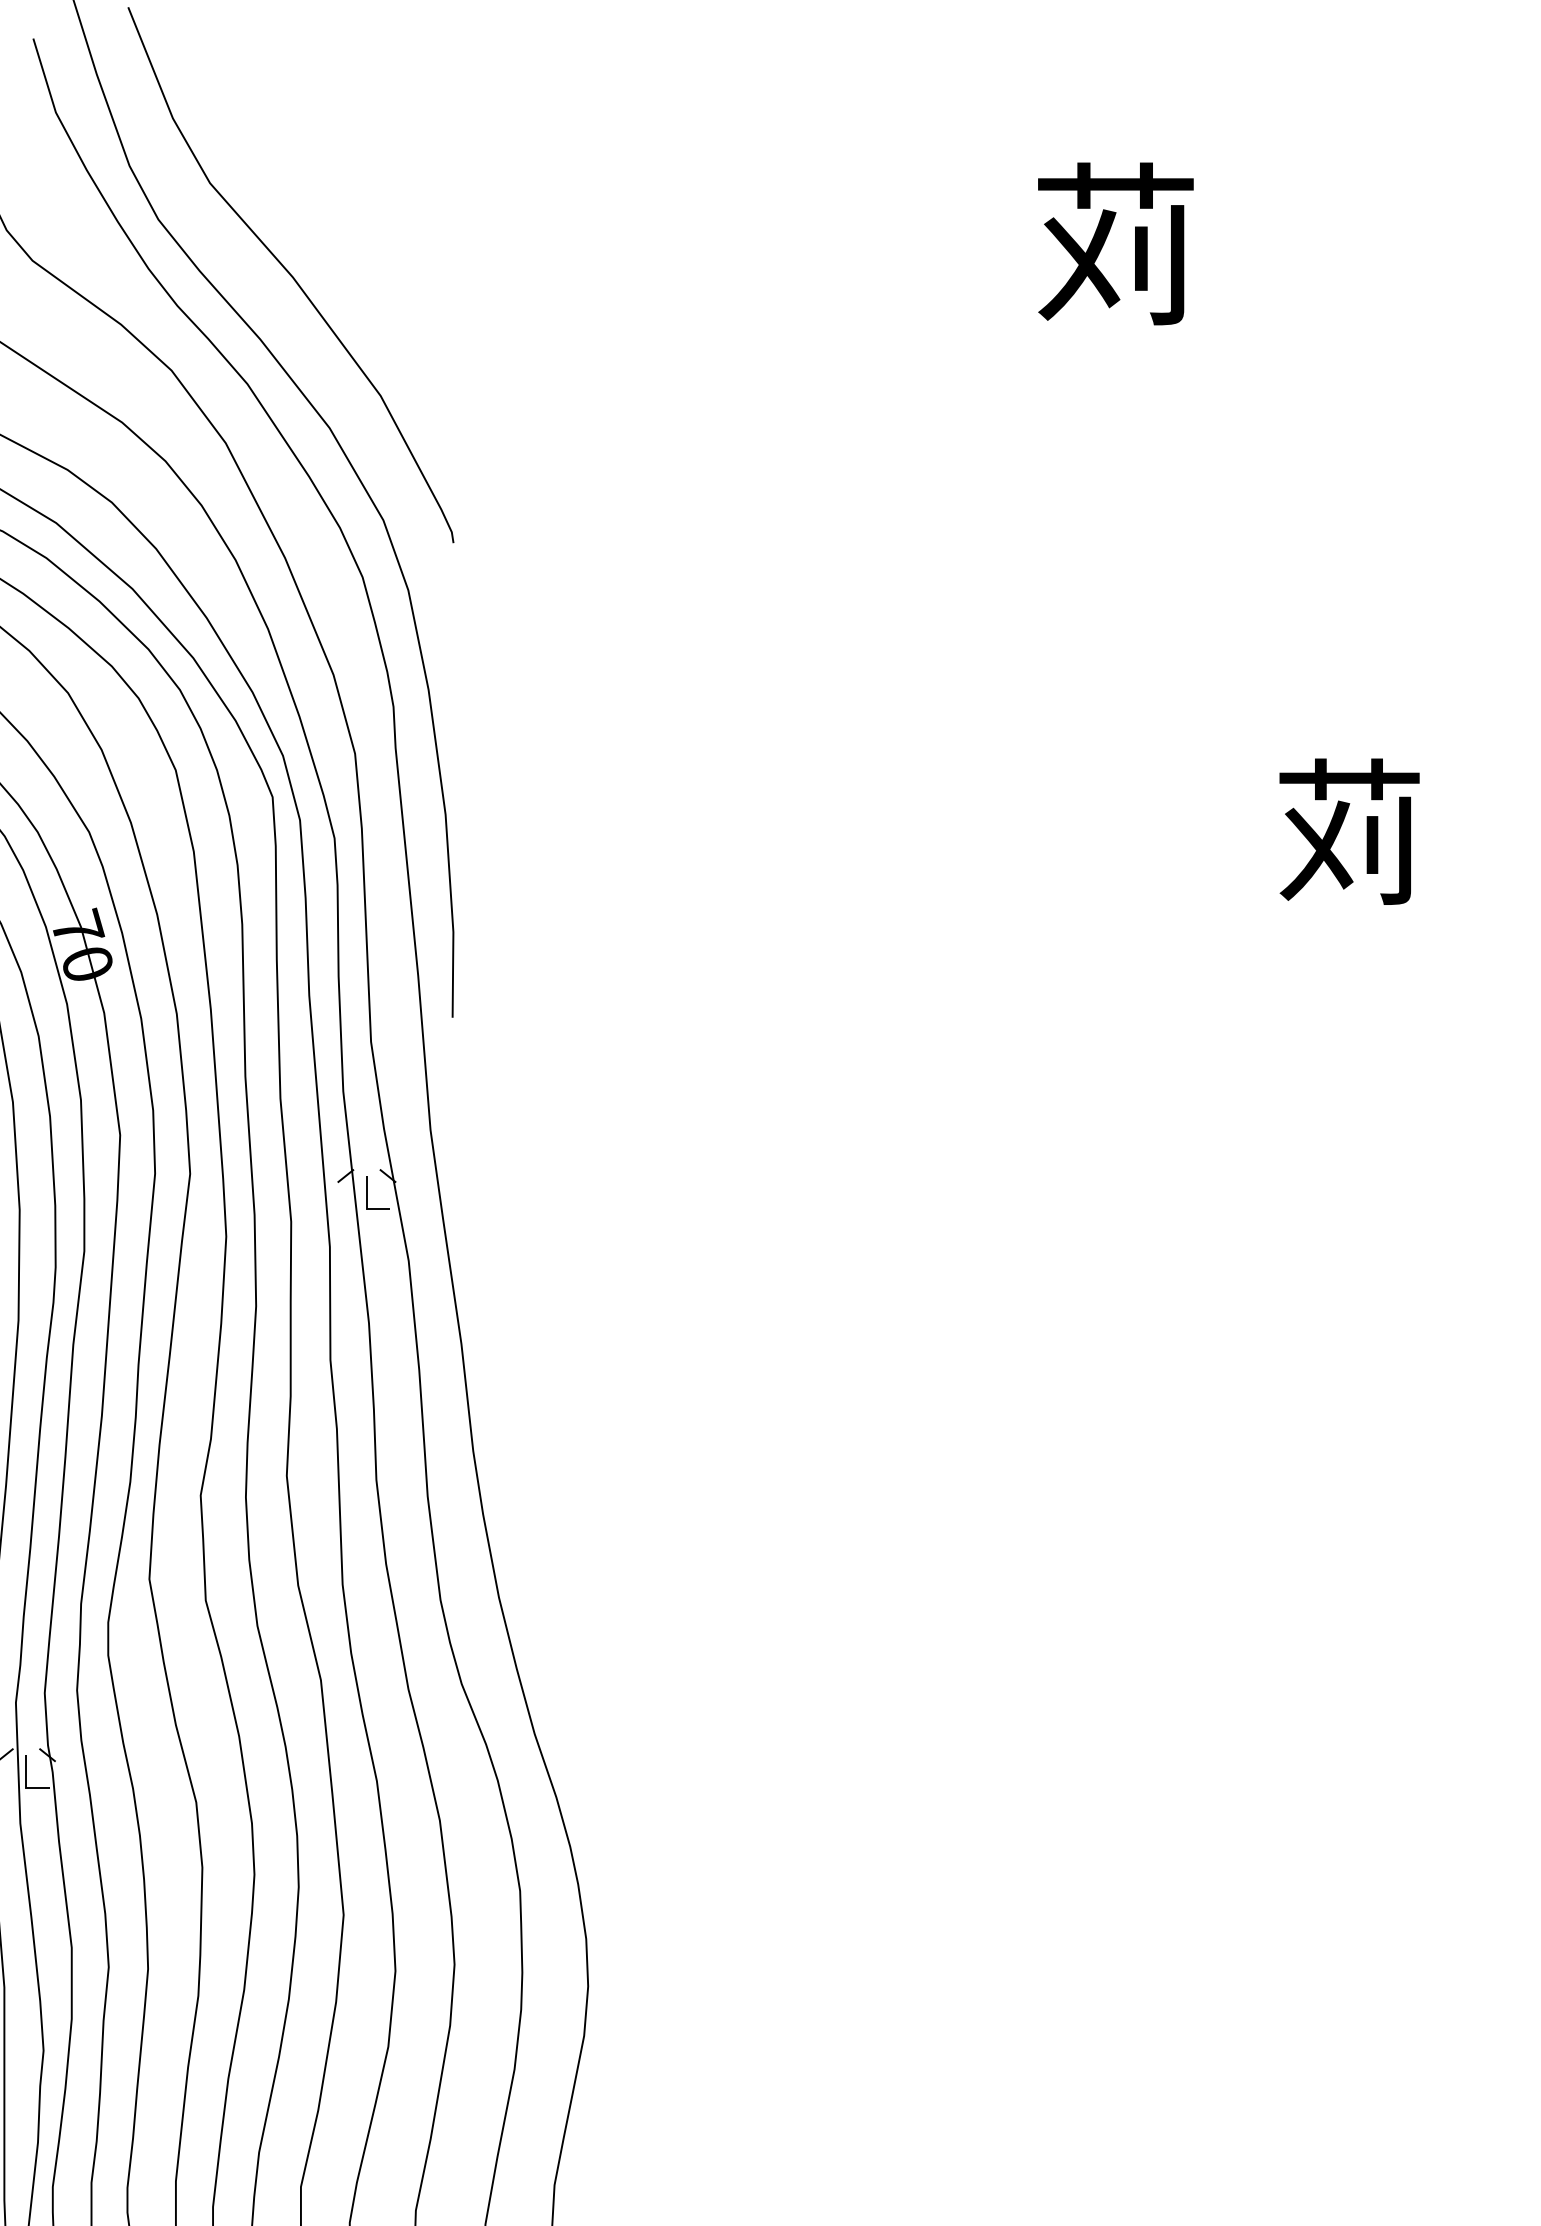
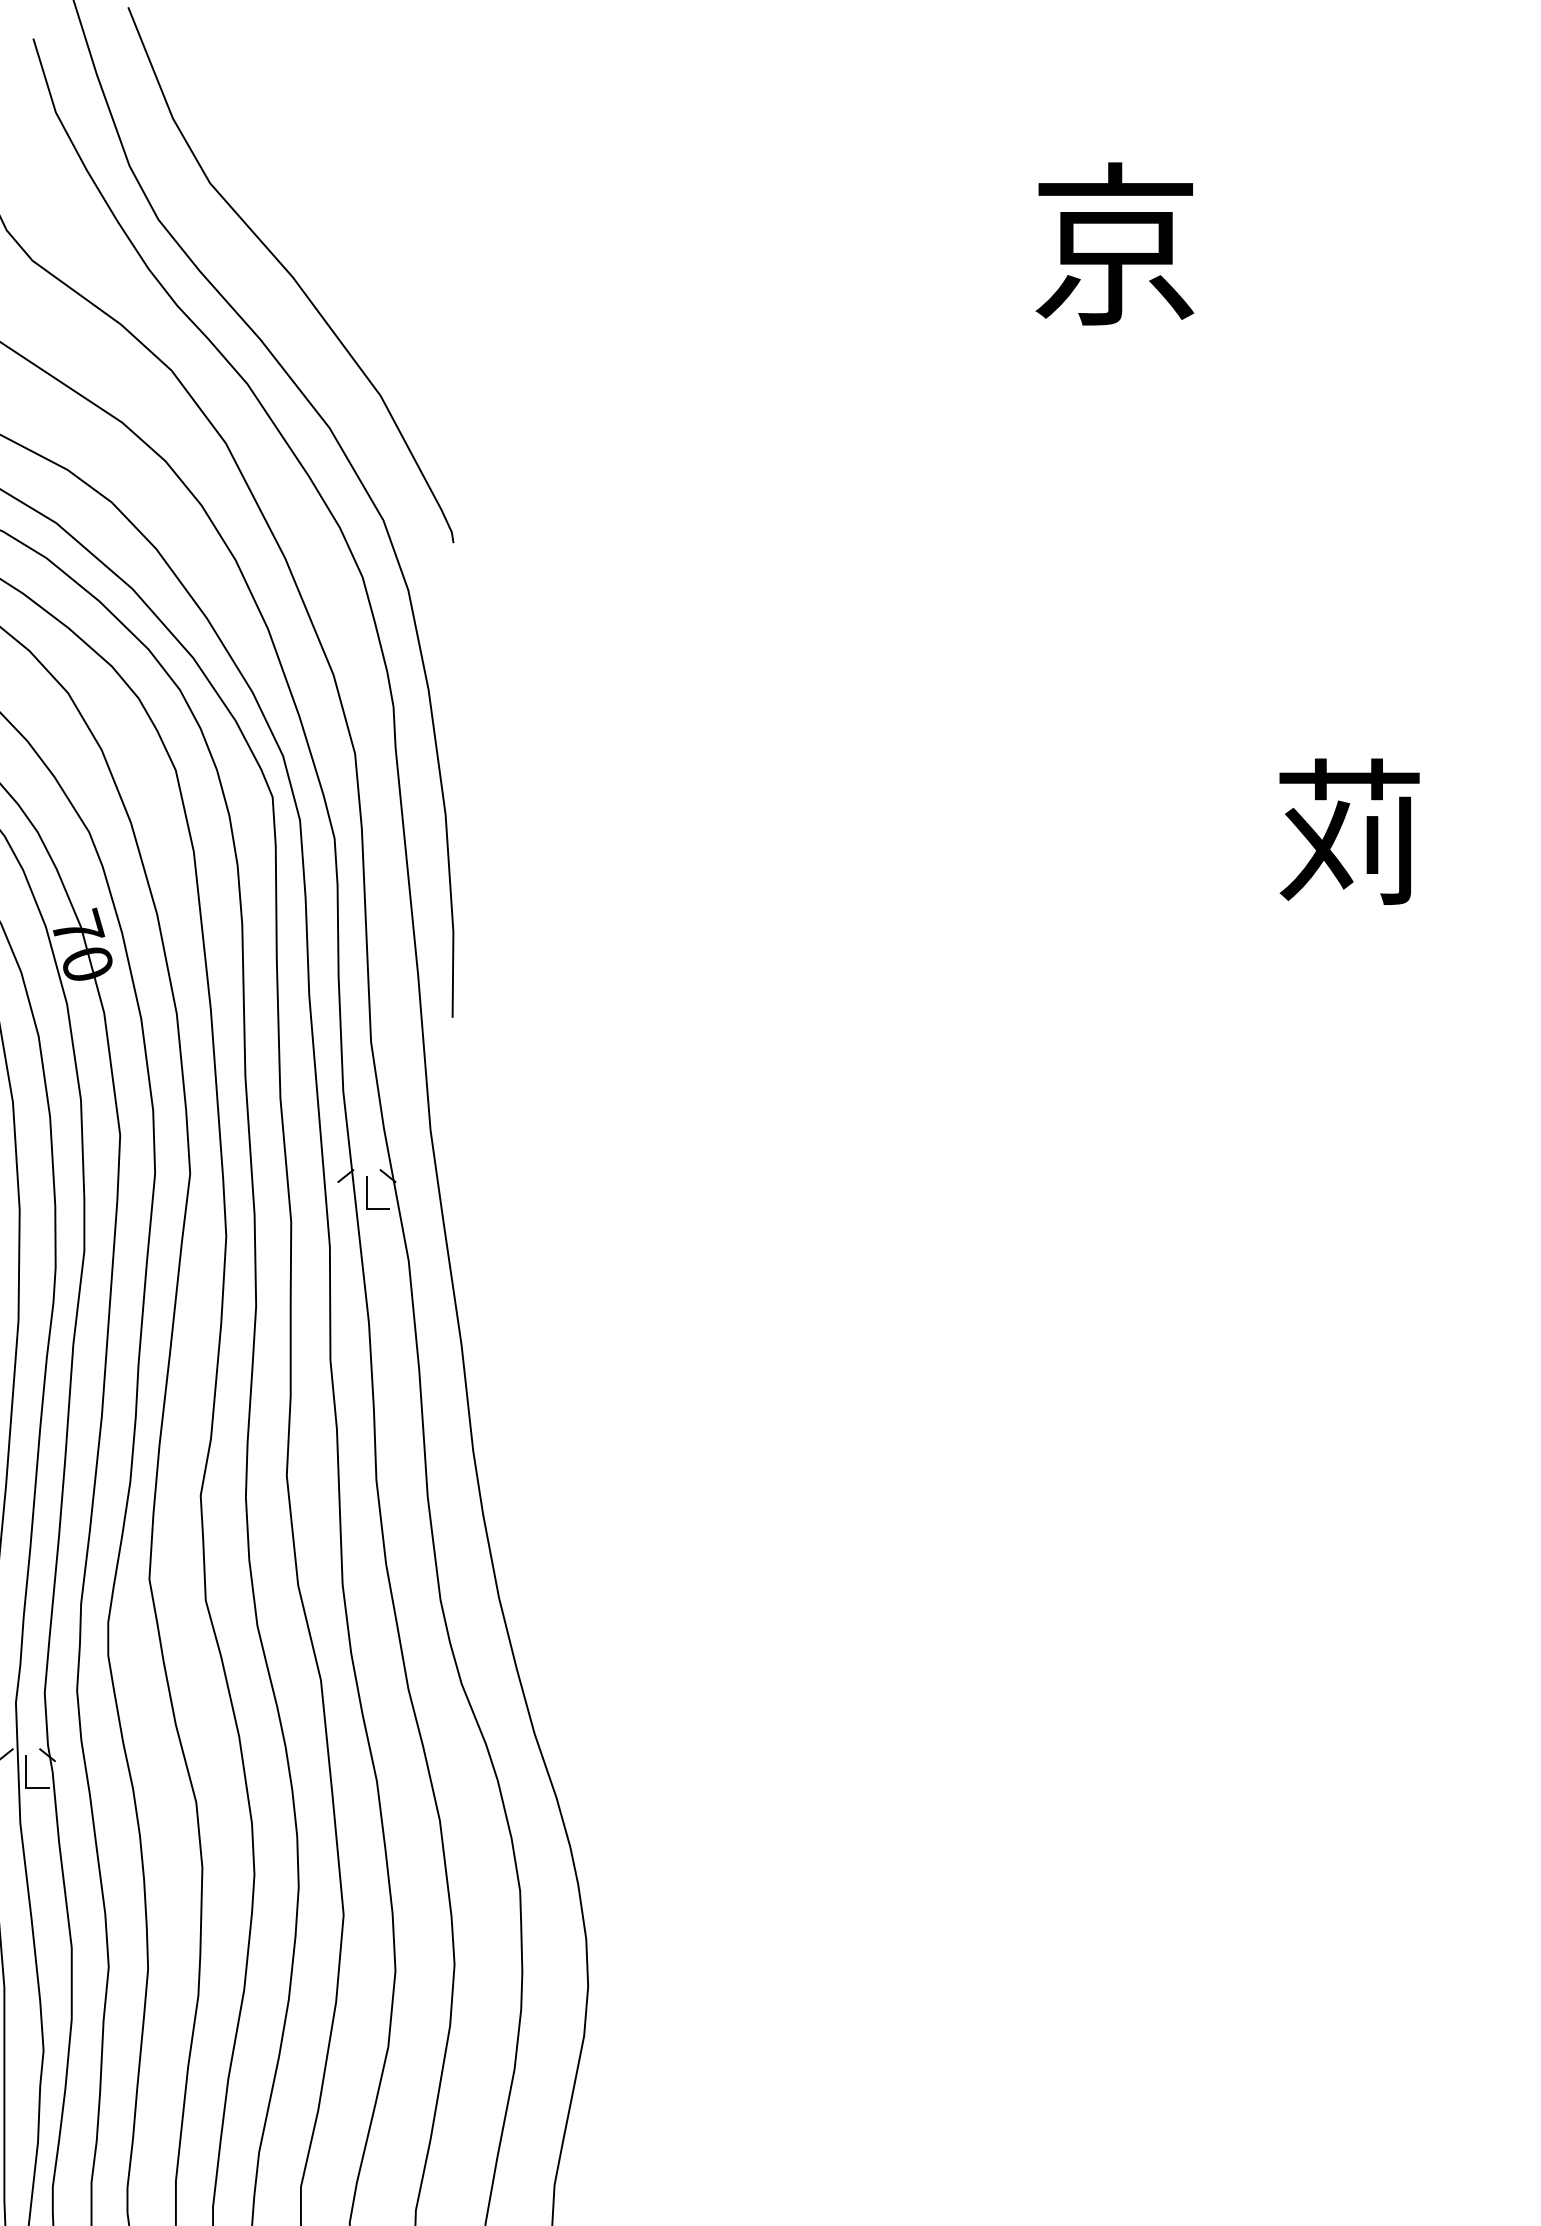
text: 苅 -> 京 (1114, 243)
